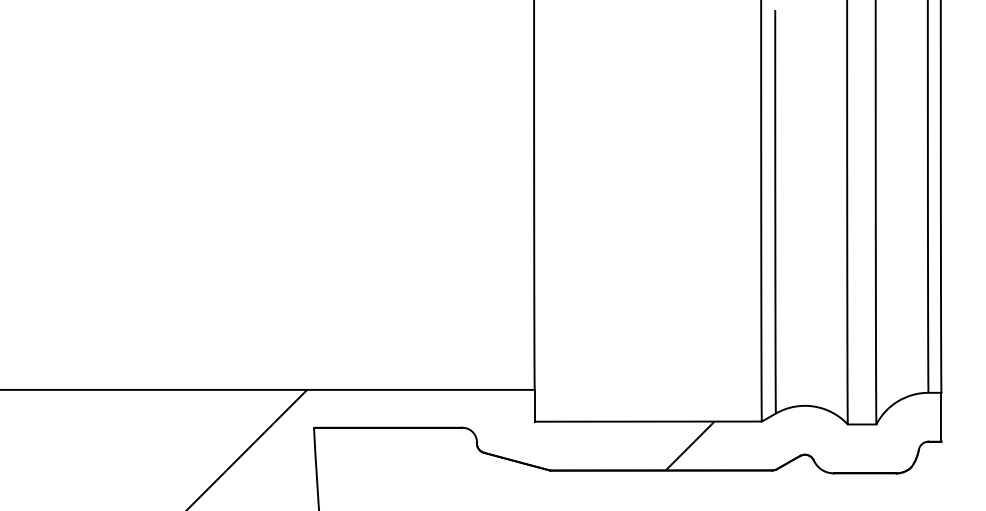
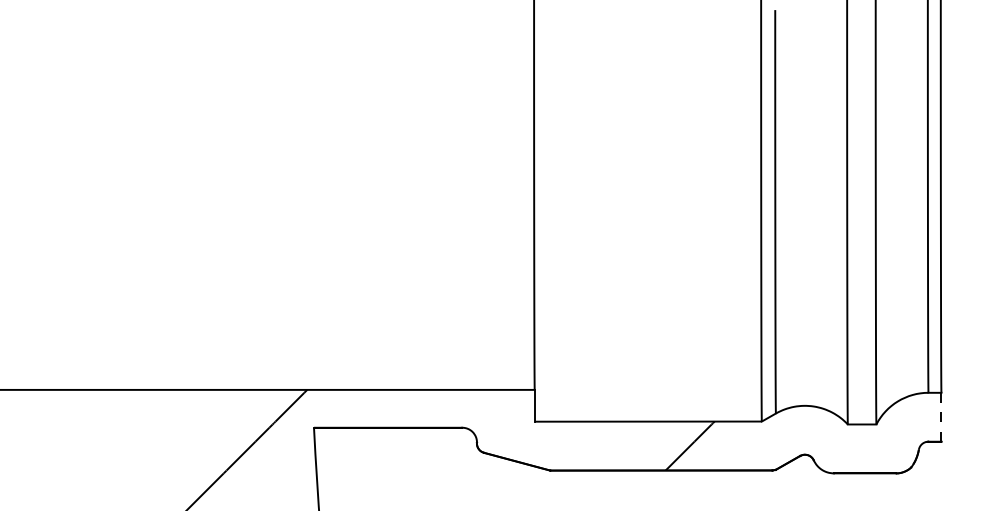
line: solid -> dashed (941, 417)
